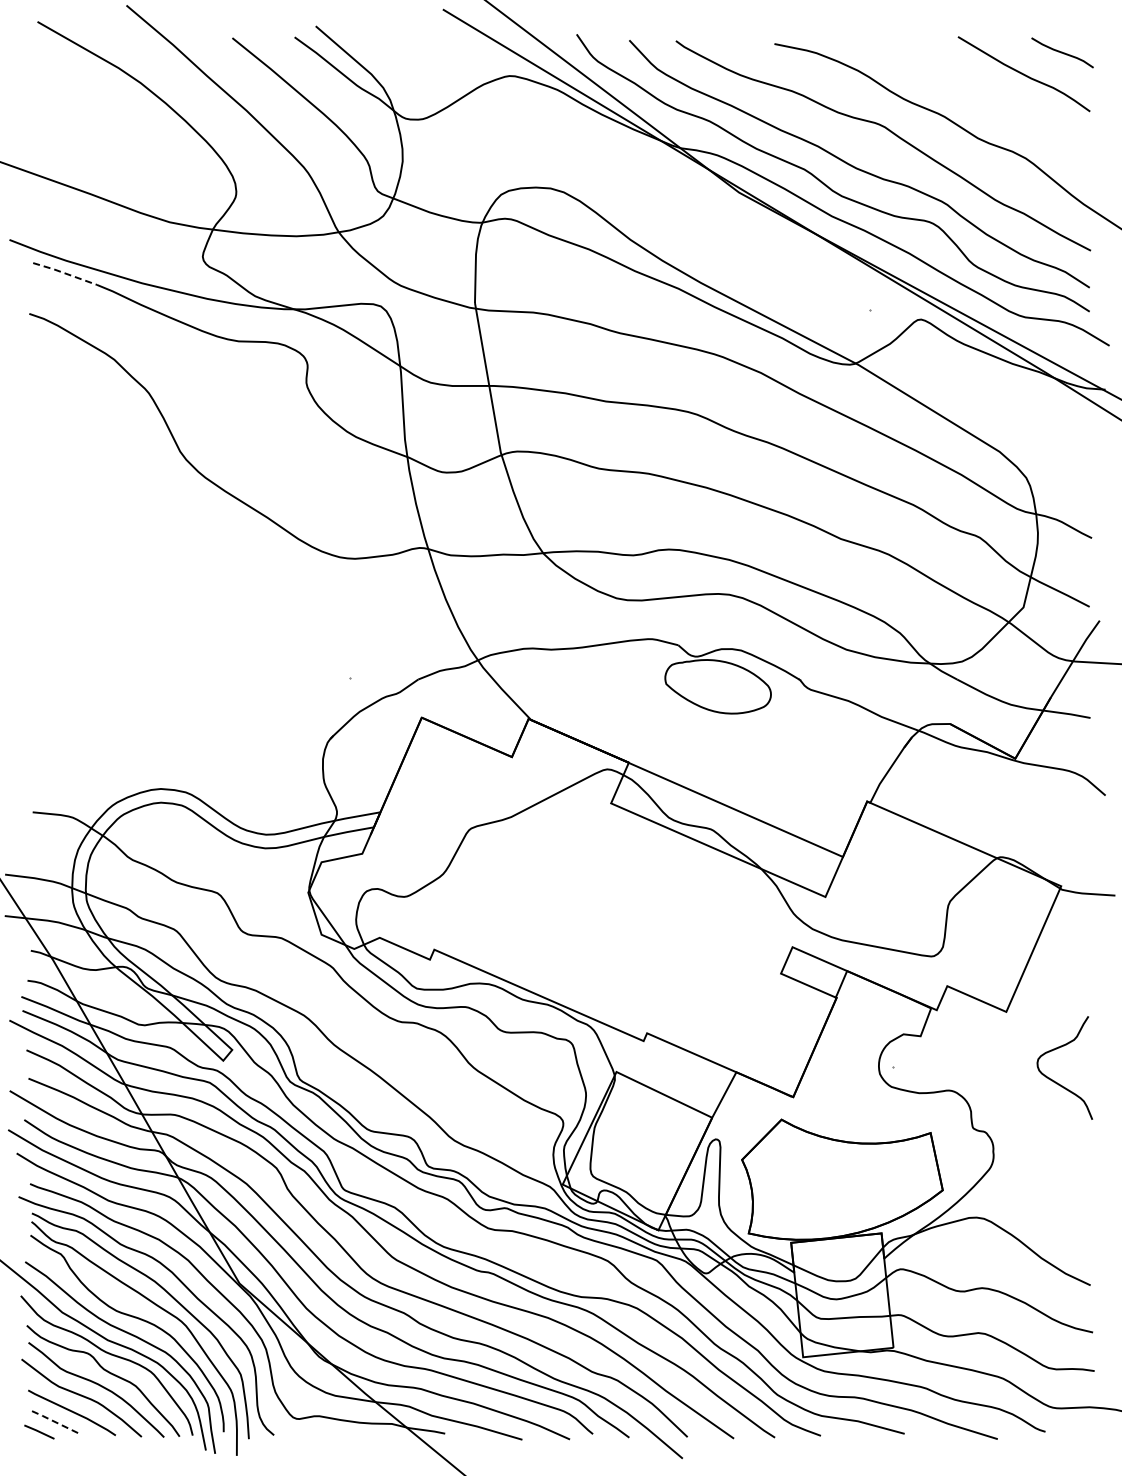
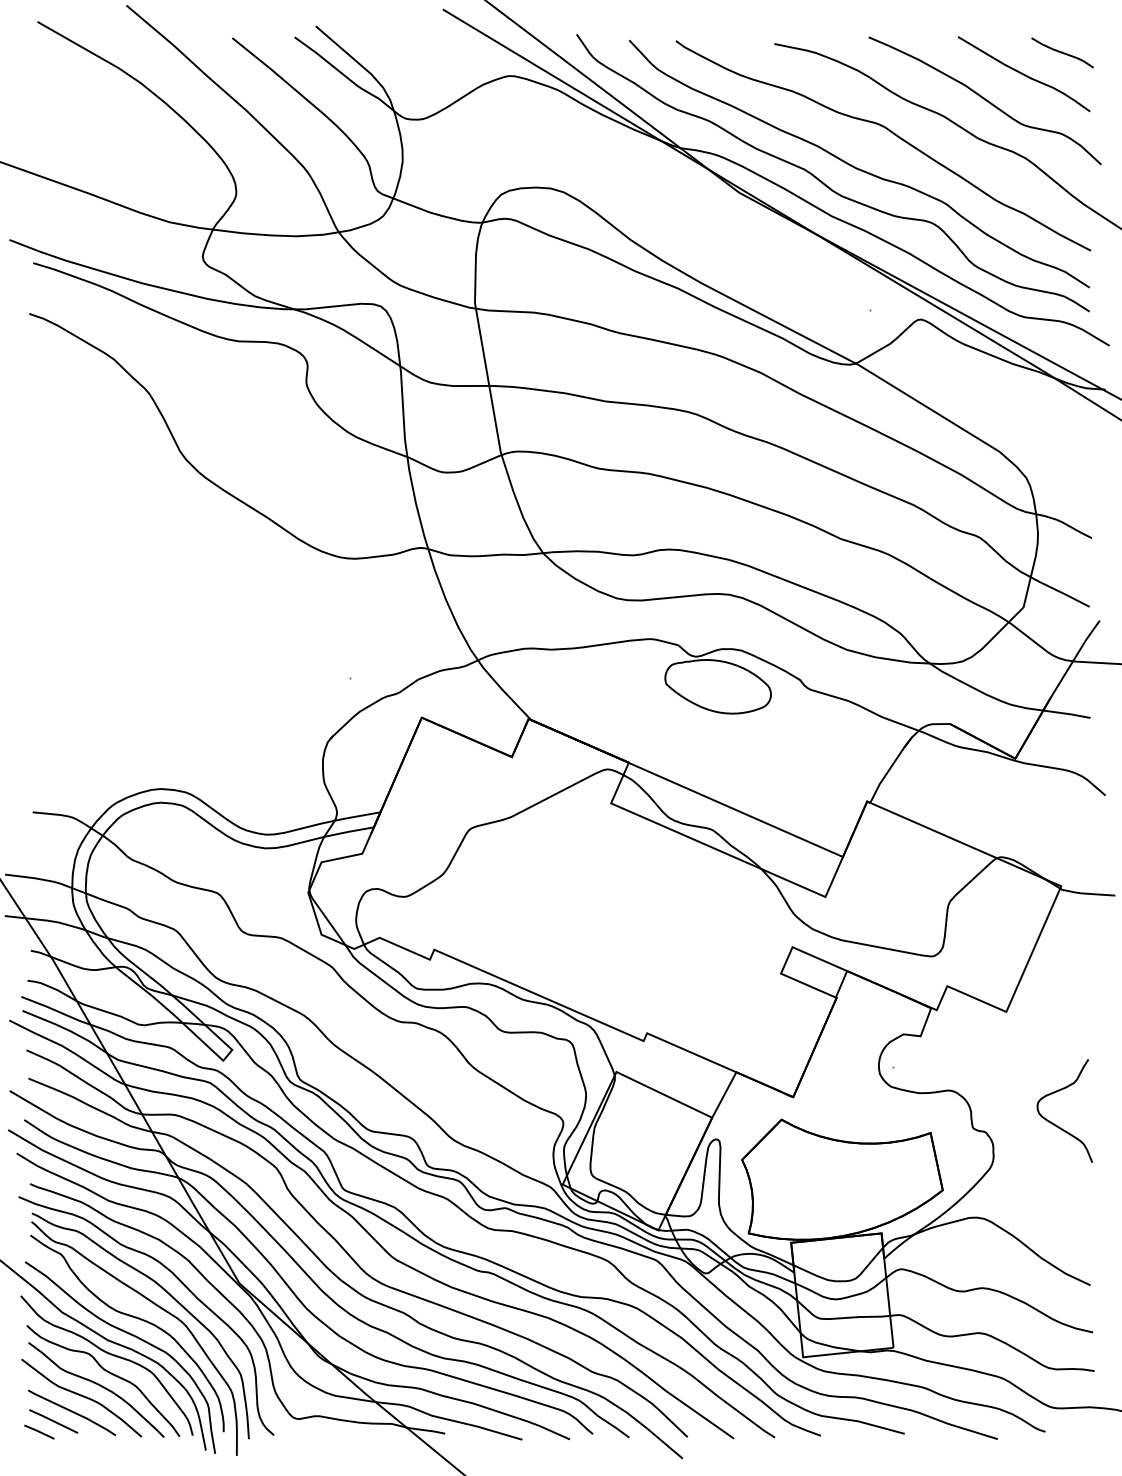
curve: none -> present (984, 100)
line: dashed -> solid (65, 273)
curve position: (1056, 1081) -> (1056, 1124) (1056, 1124)
line: dashed -> solid (53, 1421)
